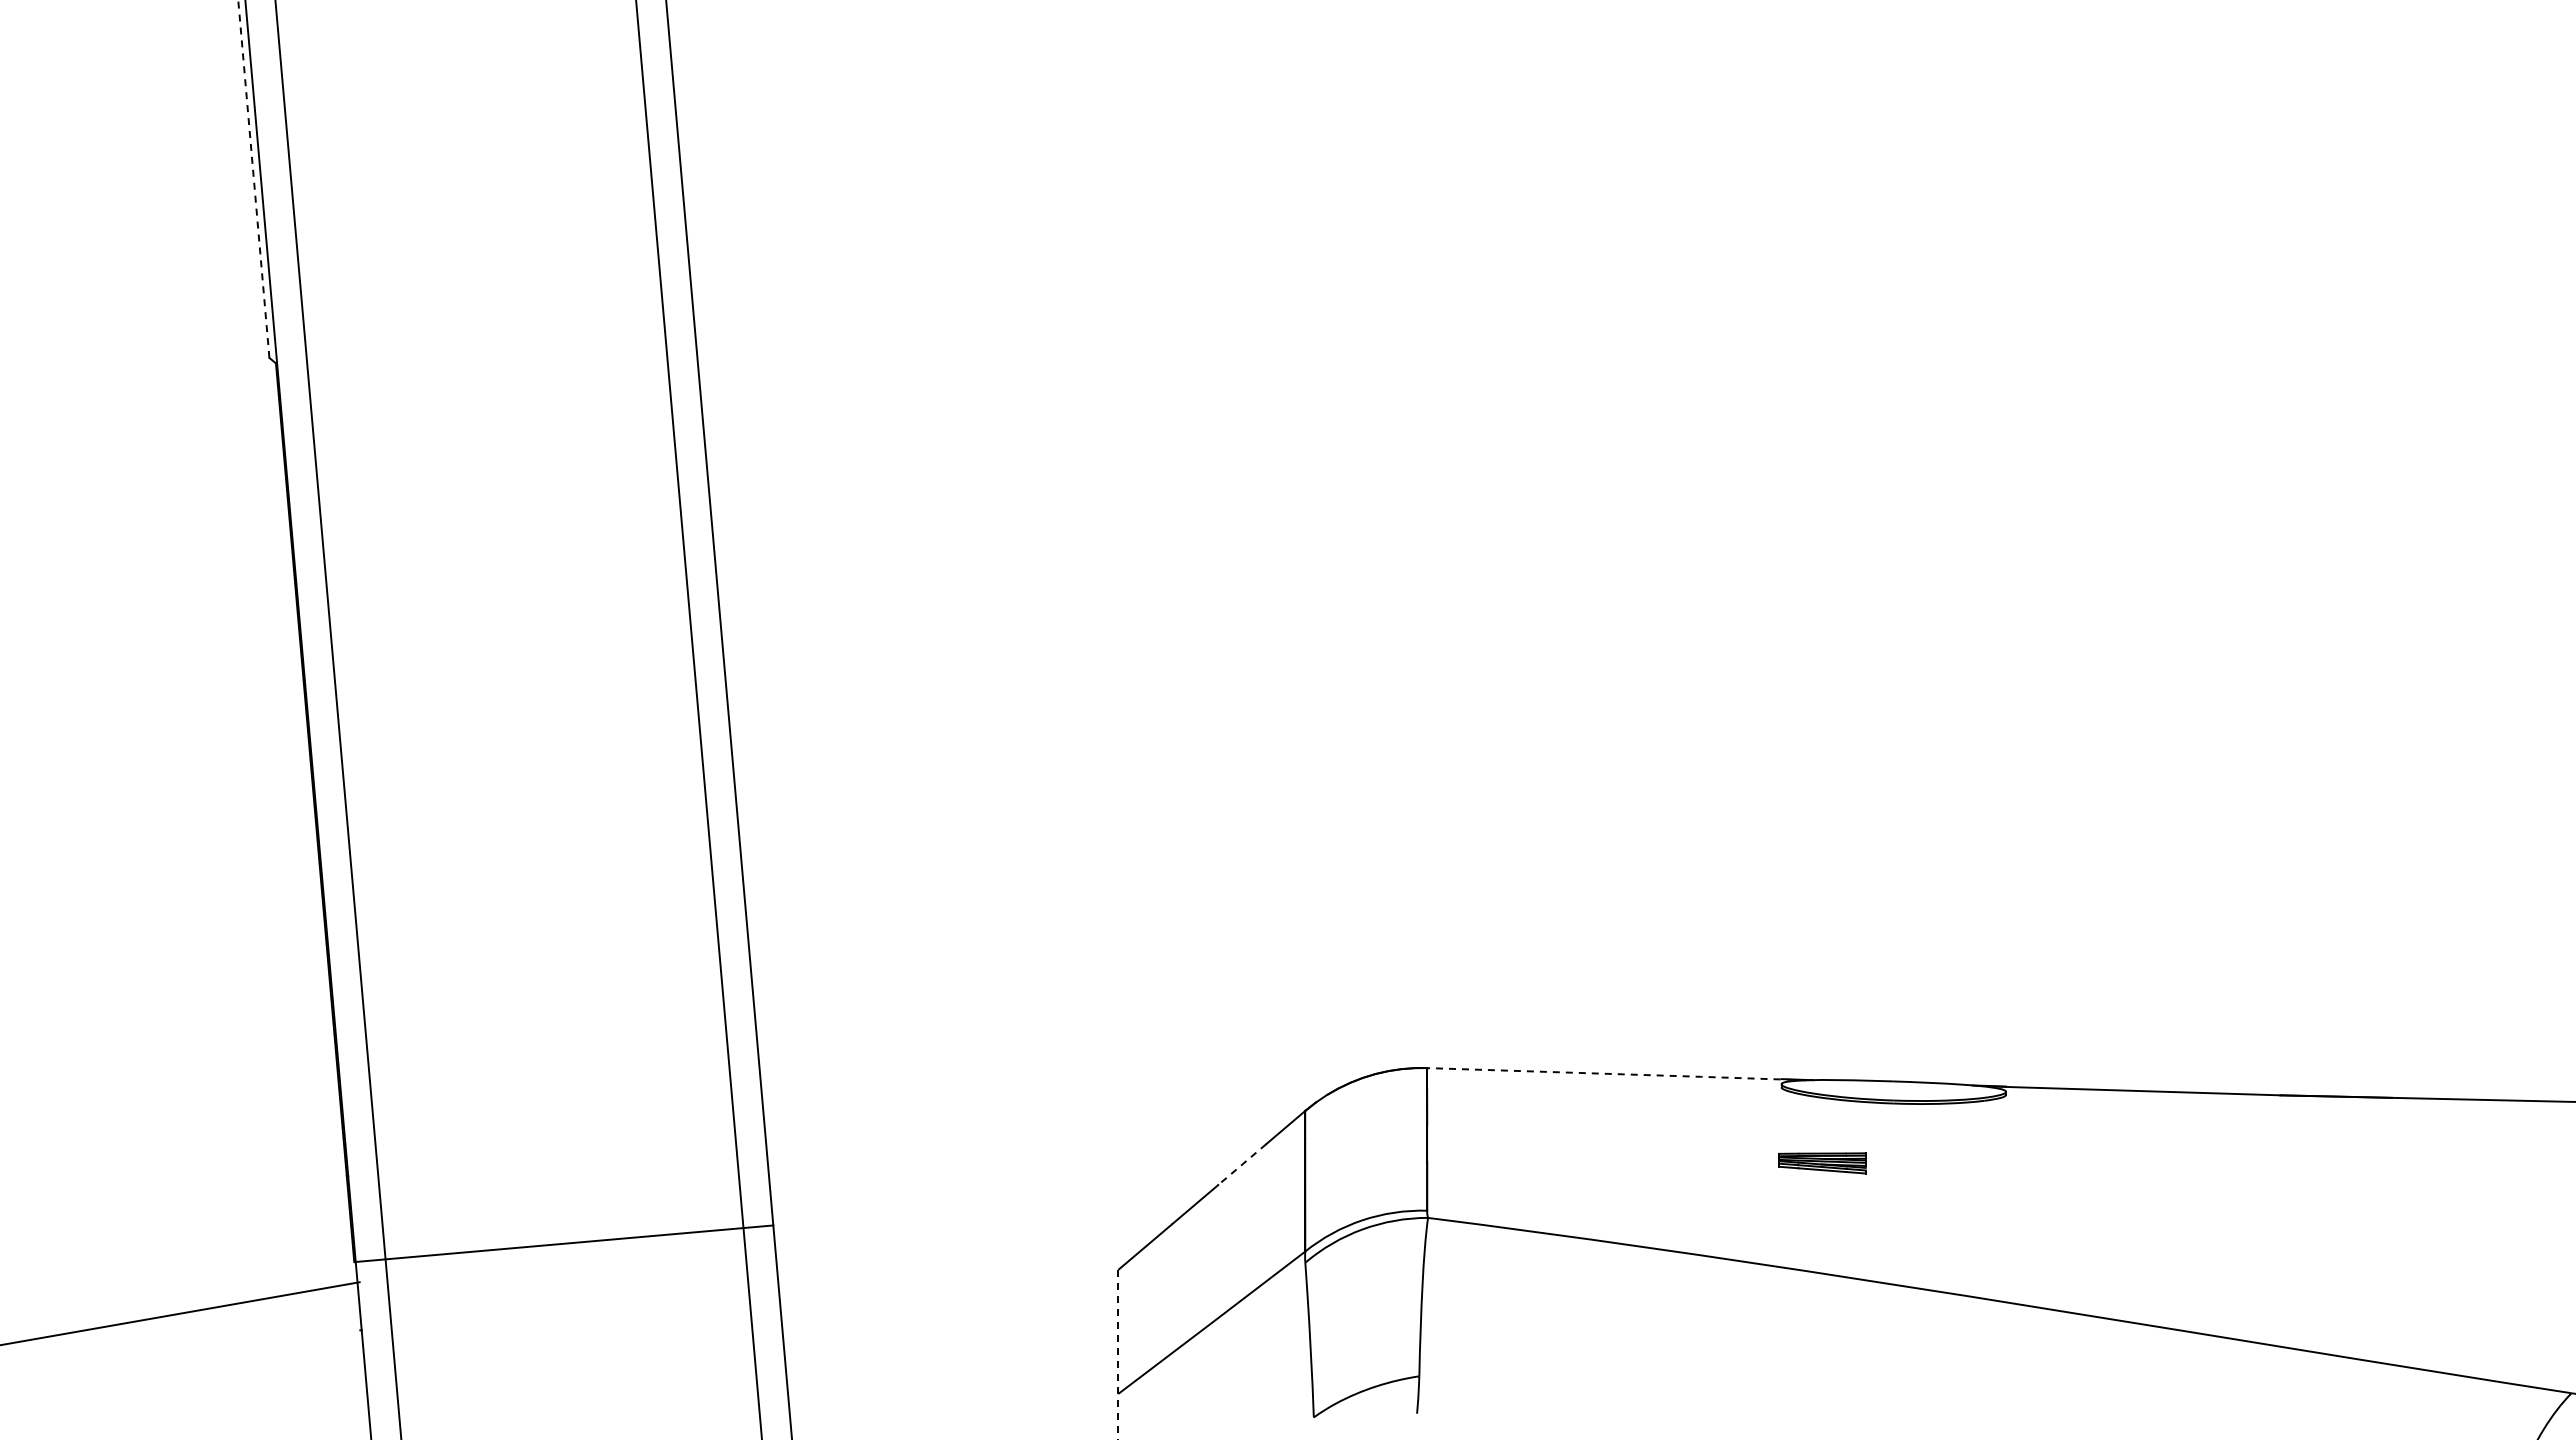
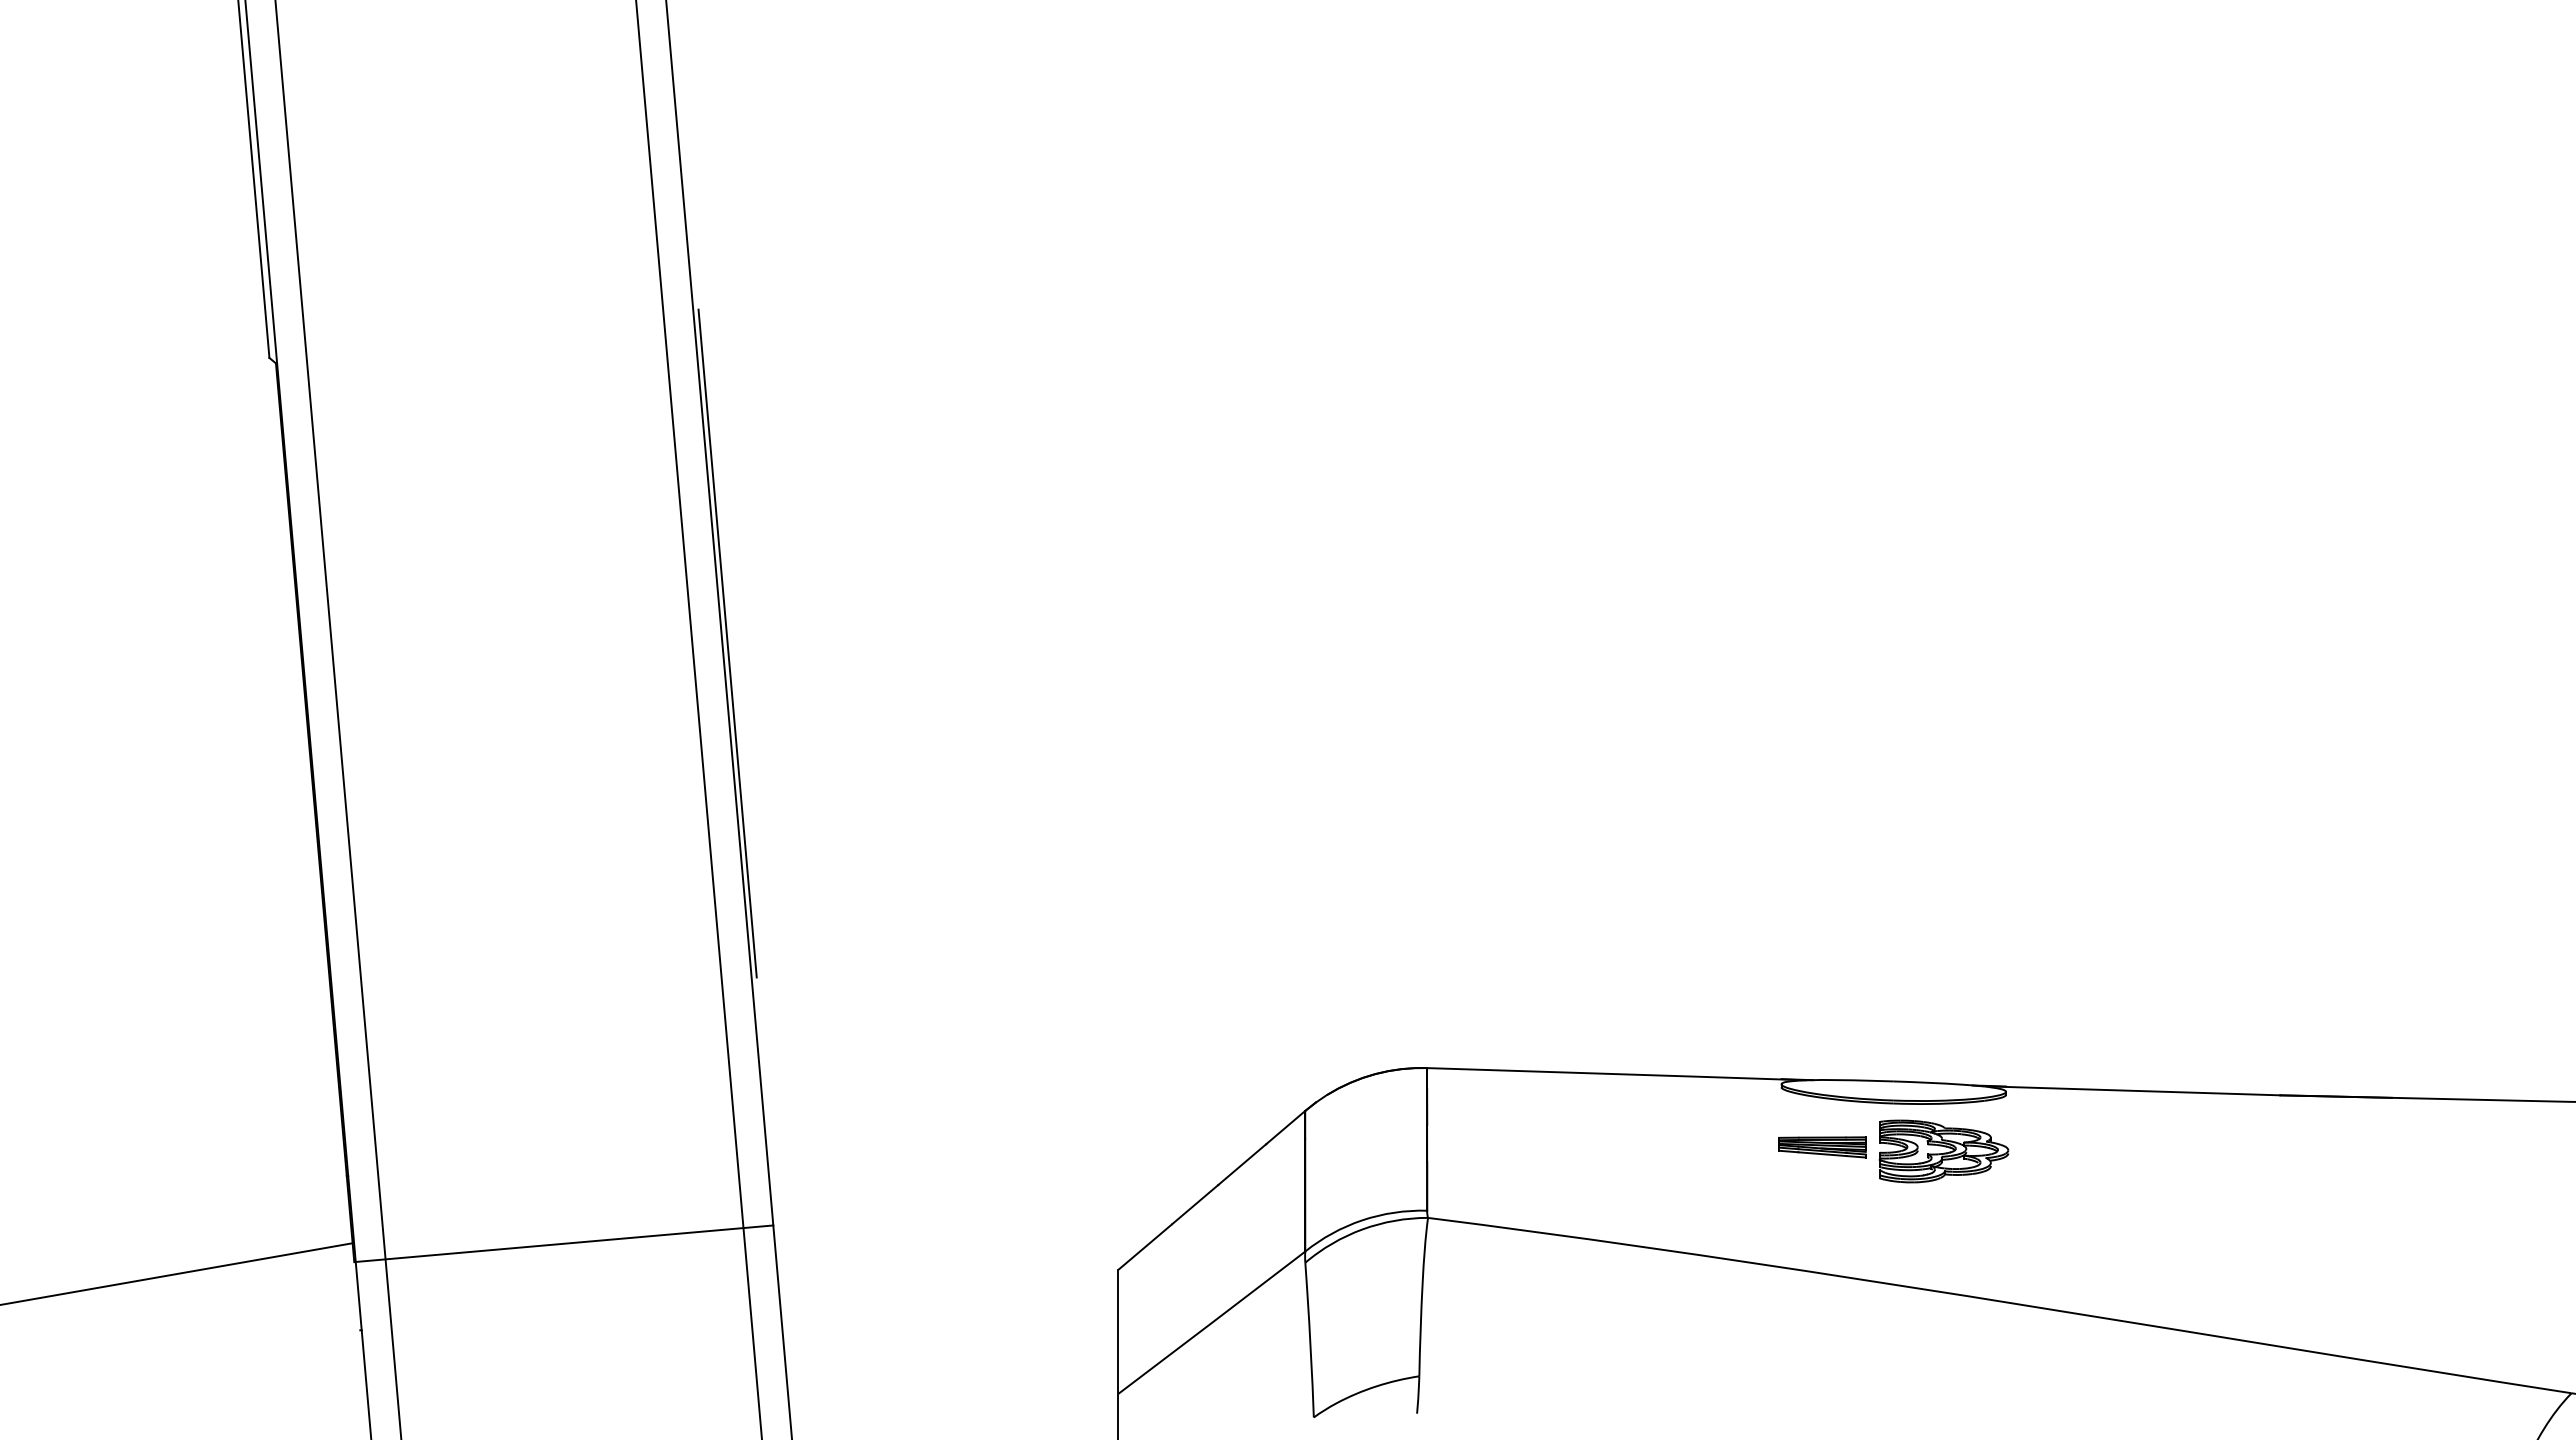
line: dashed -> solid (253, 178)
line: none -> present (727, 643)
line: dashed -> solid (1617, 1074)
part: none -> present (1943, 1151)
part position: (1822, 1163) -> (1822, 1147) (1822, 1147)
line: dashed -> solid (1241, 1164)
line position: (180, 1313) -> (177, 1273) (177, 1273)
line: dashed -> solid (1118, 1355)
